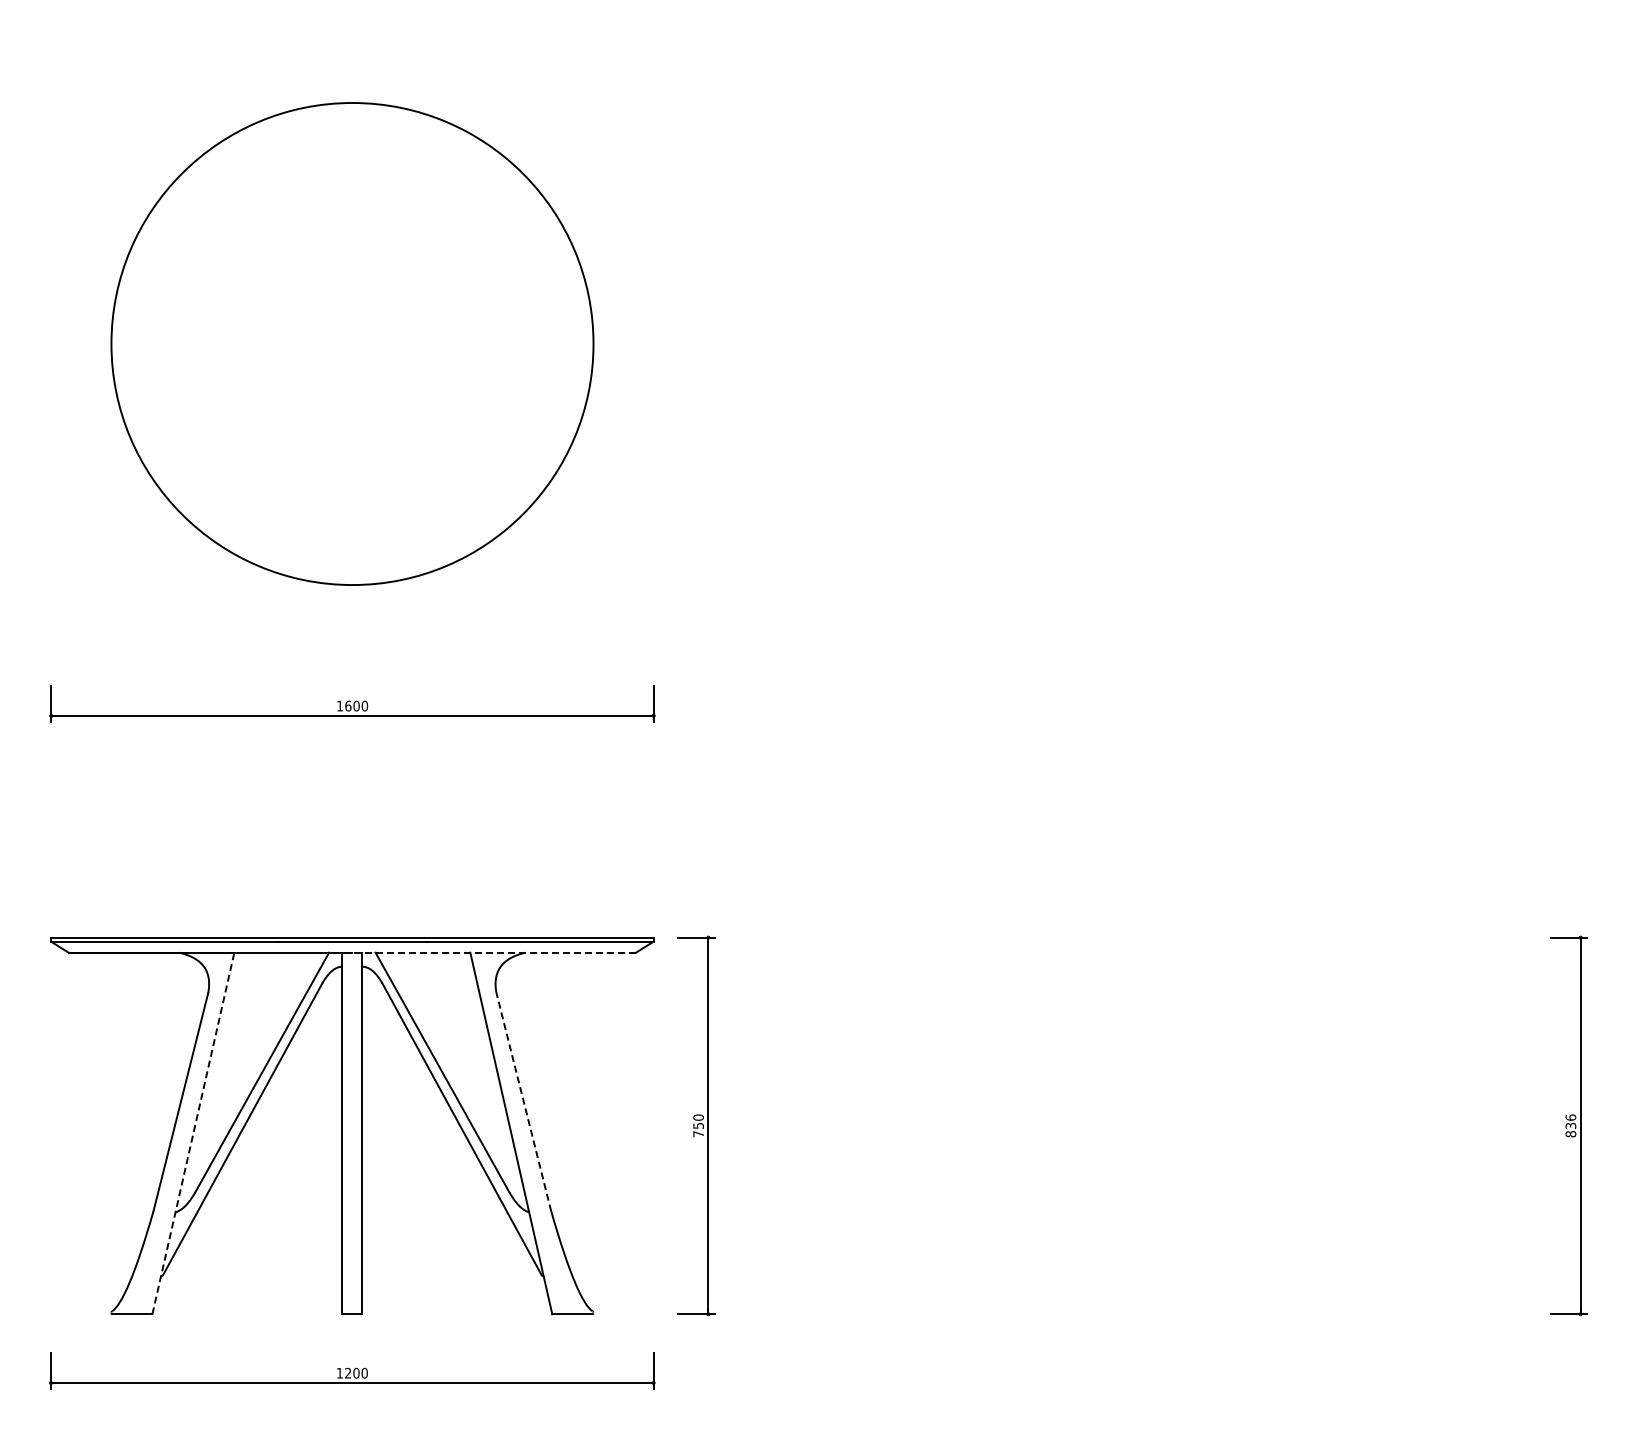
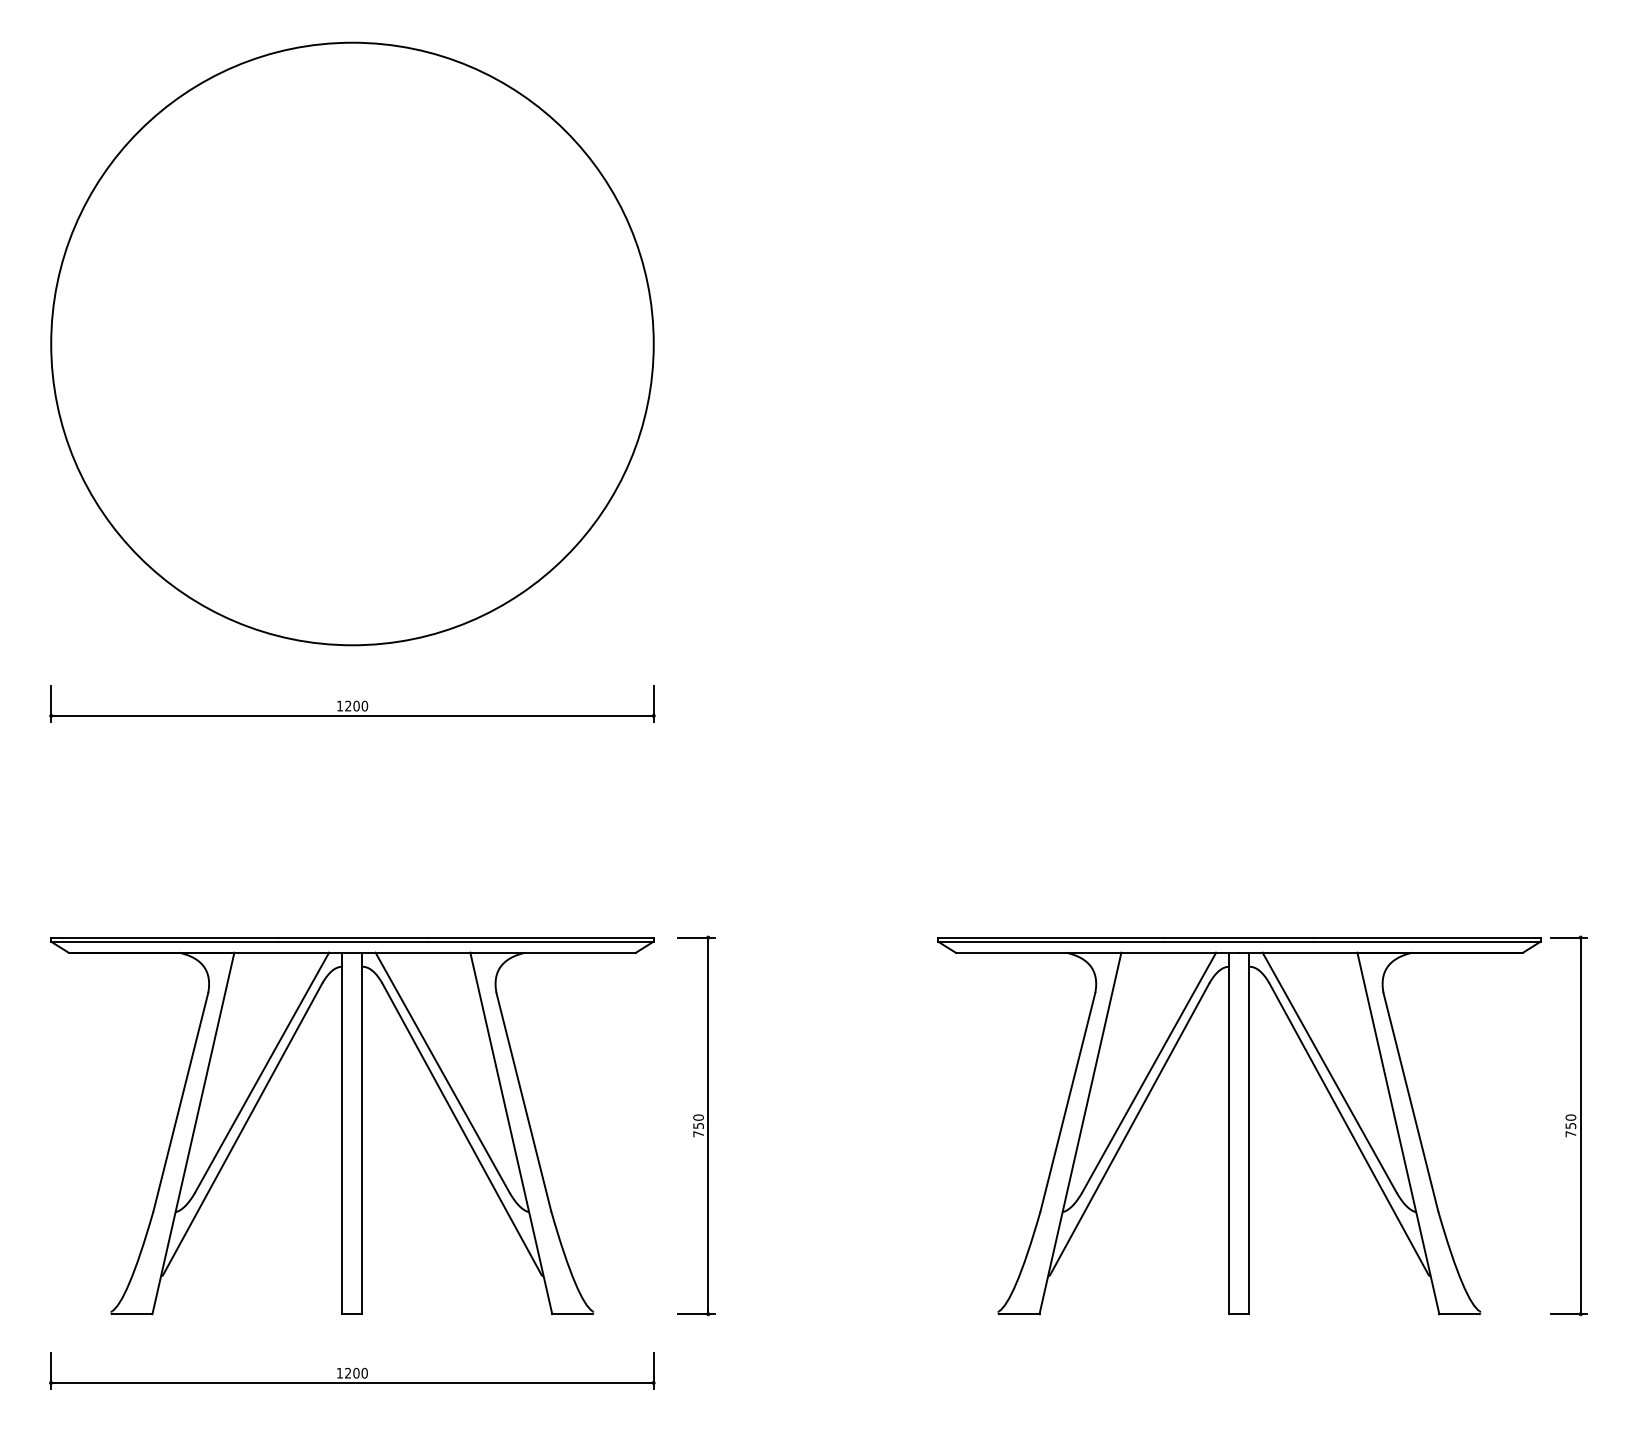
circle diameter: 482 px -> 603 px (352, 343)
text: 1600 -> 1200 (348, 705)
line: dashed -> solid (494, 952)
line: dashed -> solid (523, 1101)
text: 836 -> 750 (1570, 1125)
part: none -> present (1239, 1126)
line: dashed -> solid (193, 1132)
